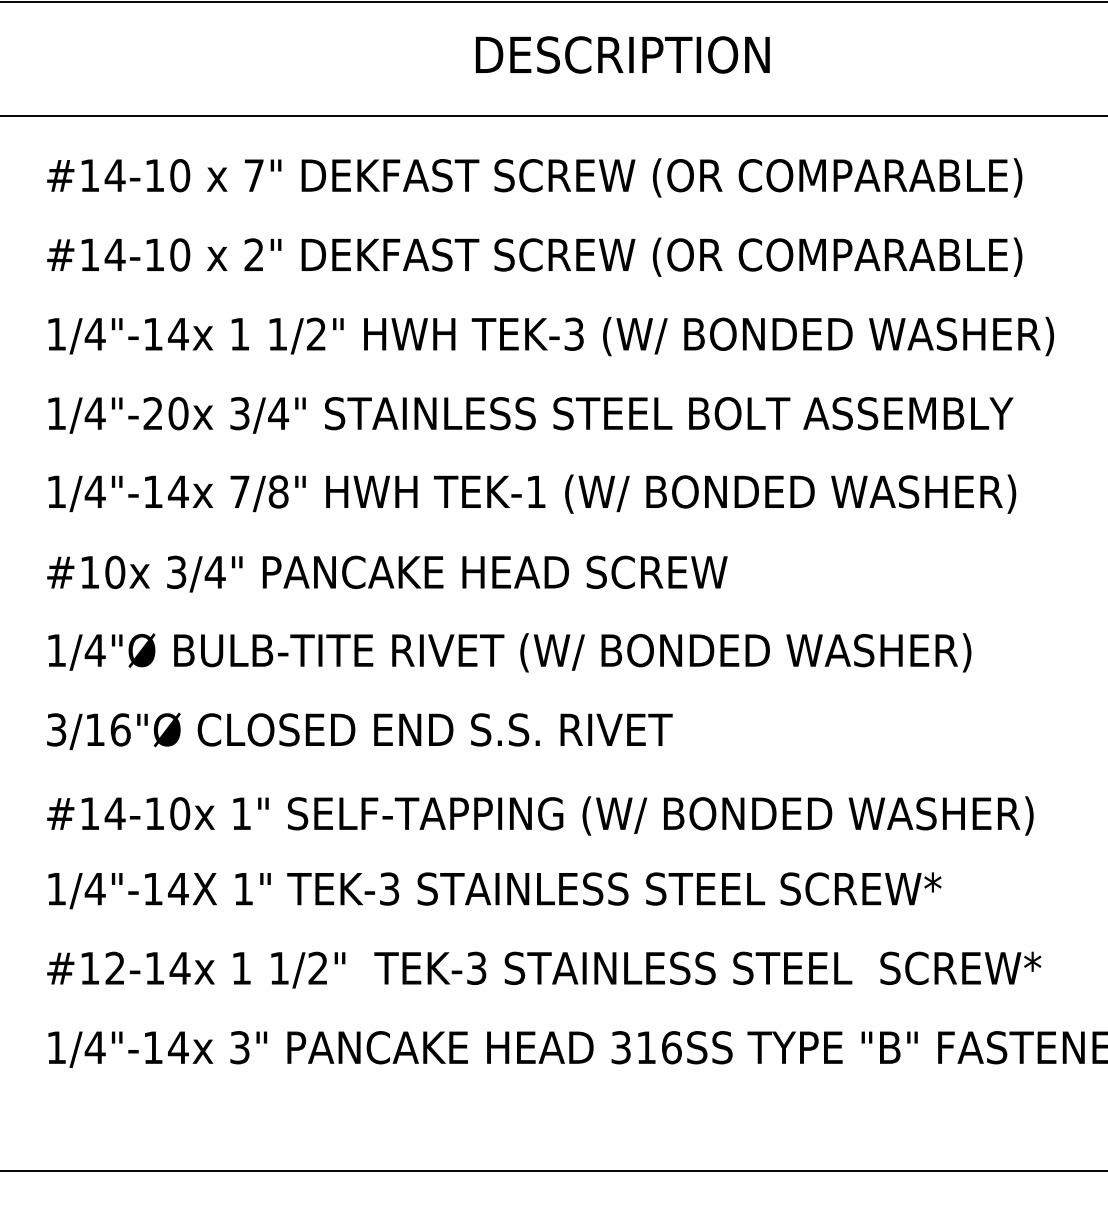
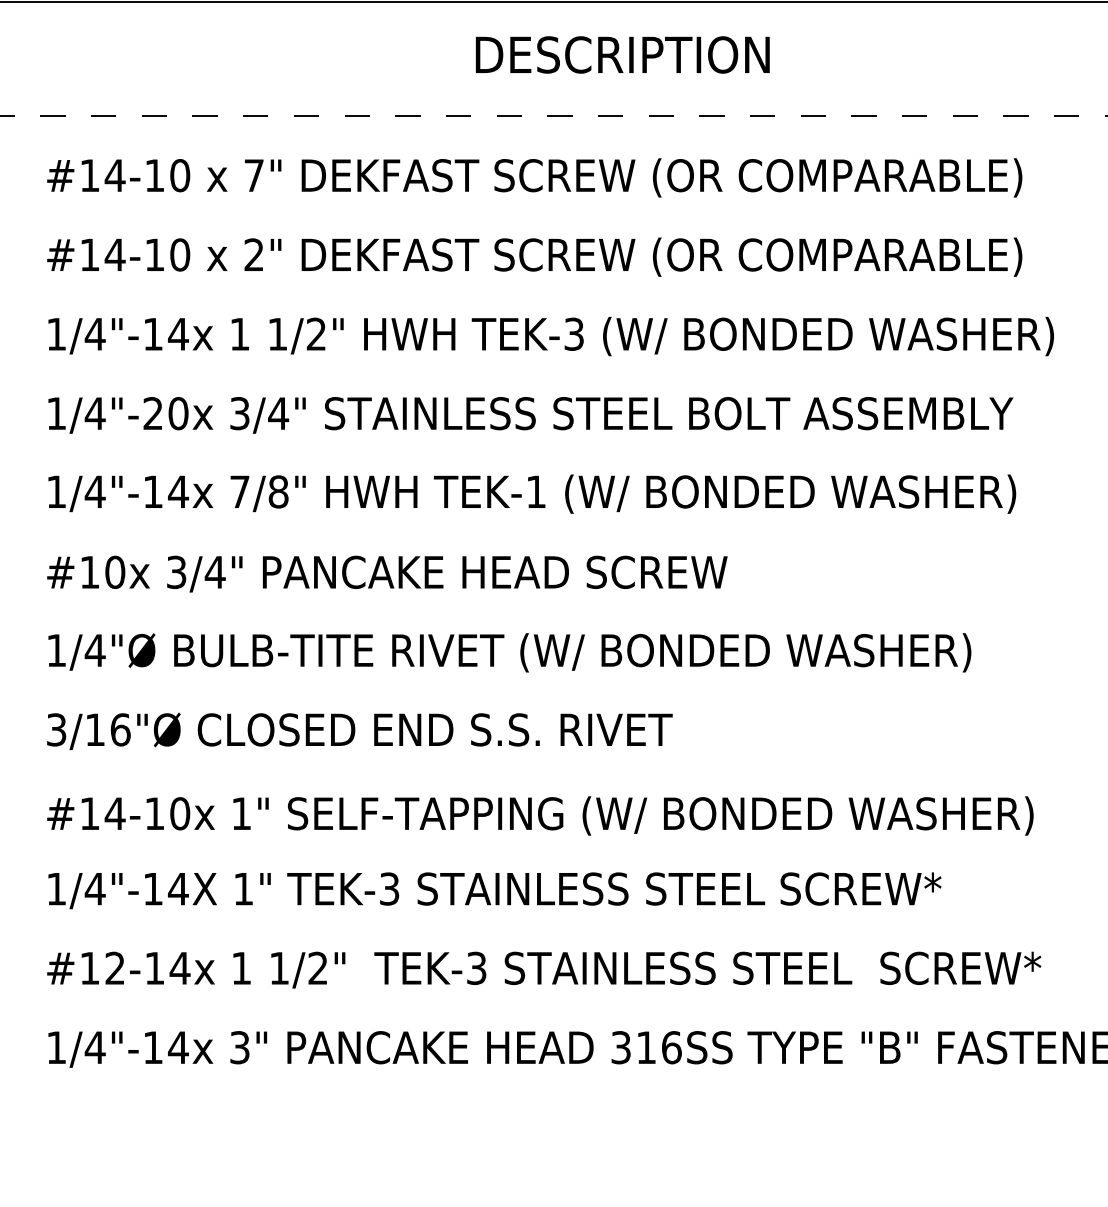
line: solid -> dashed (554, 116)
line: present -> none (553, 1170)
